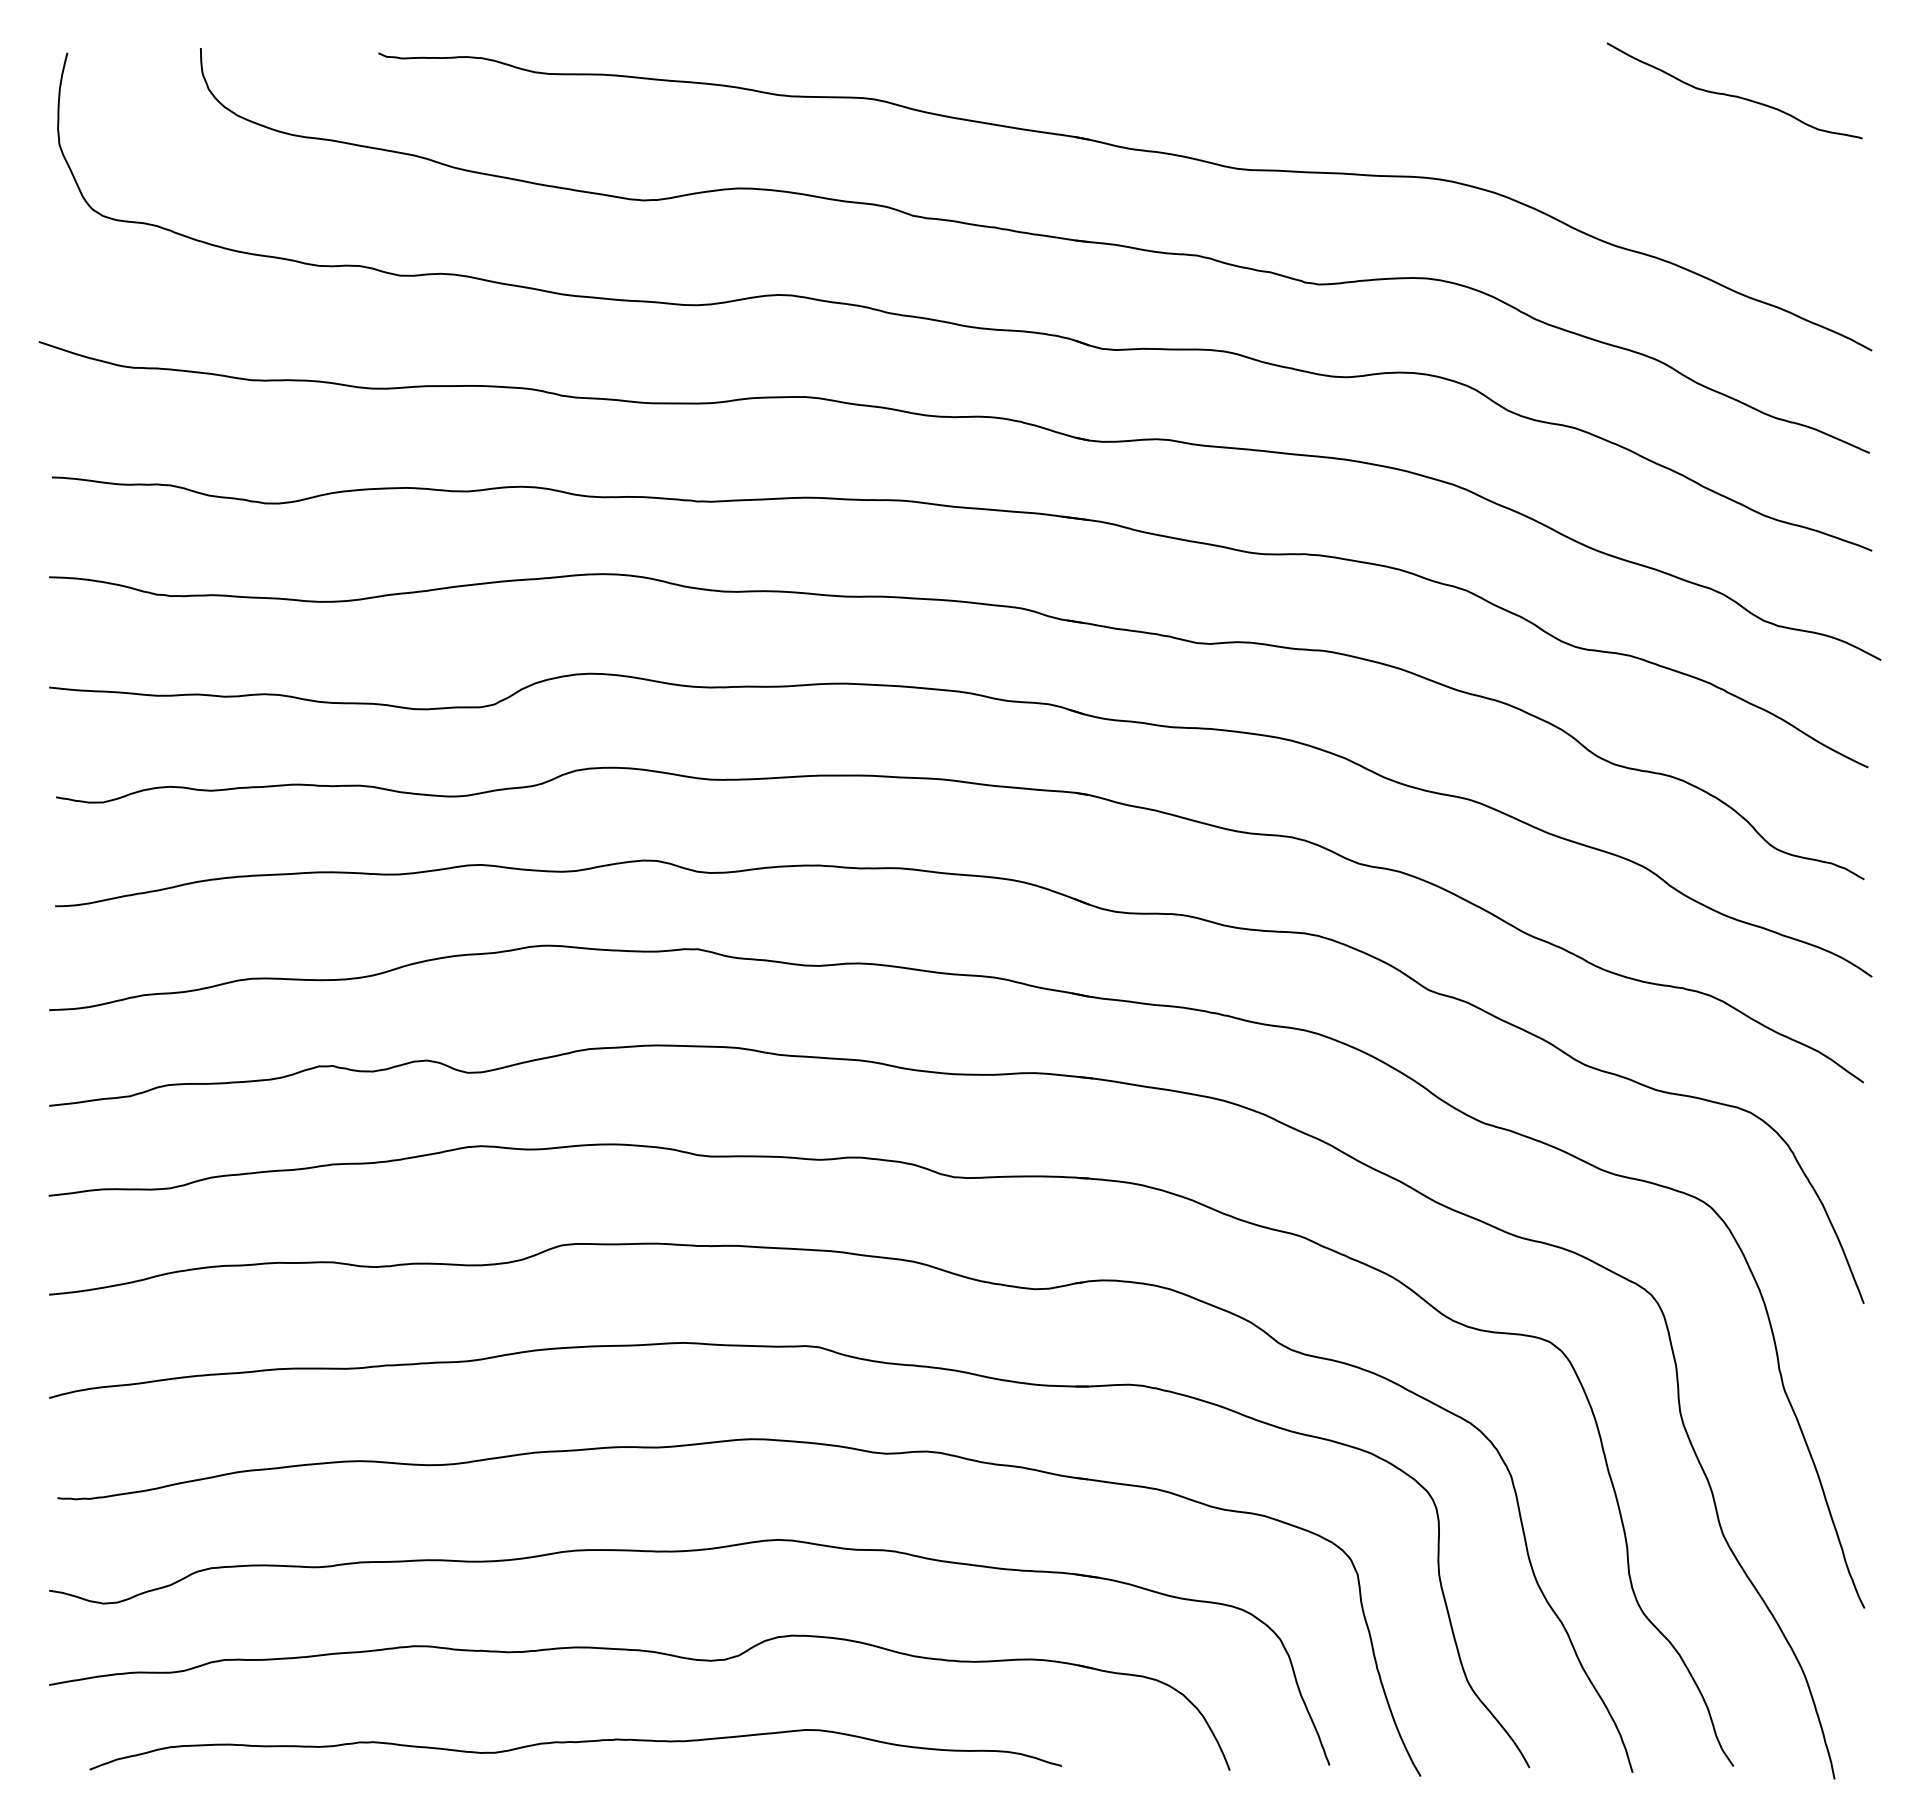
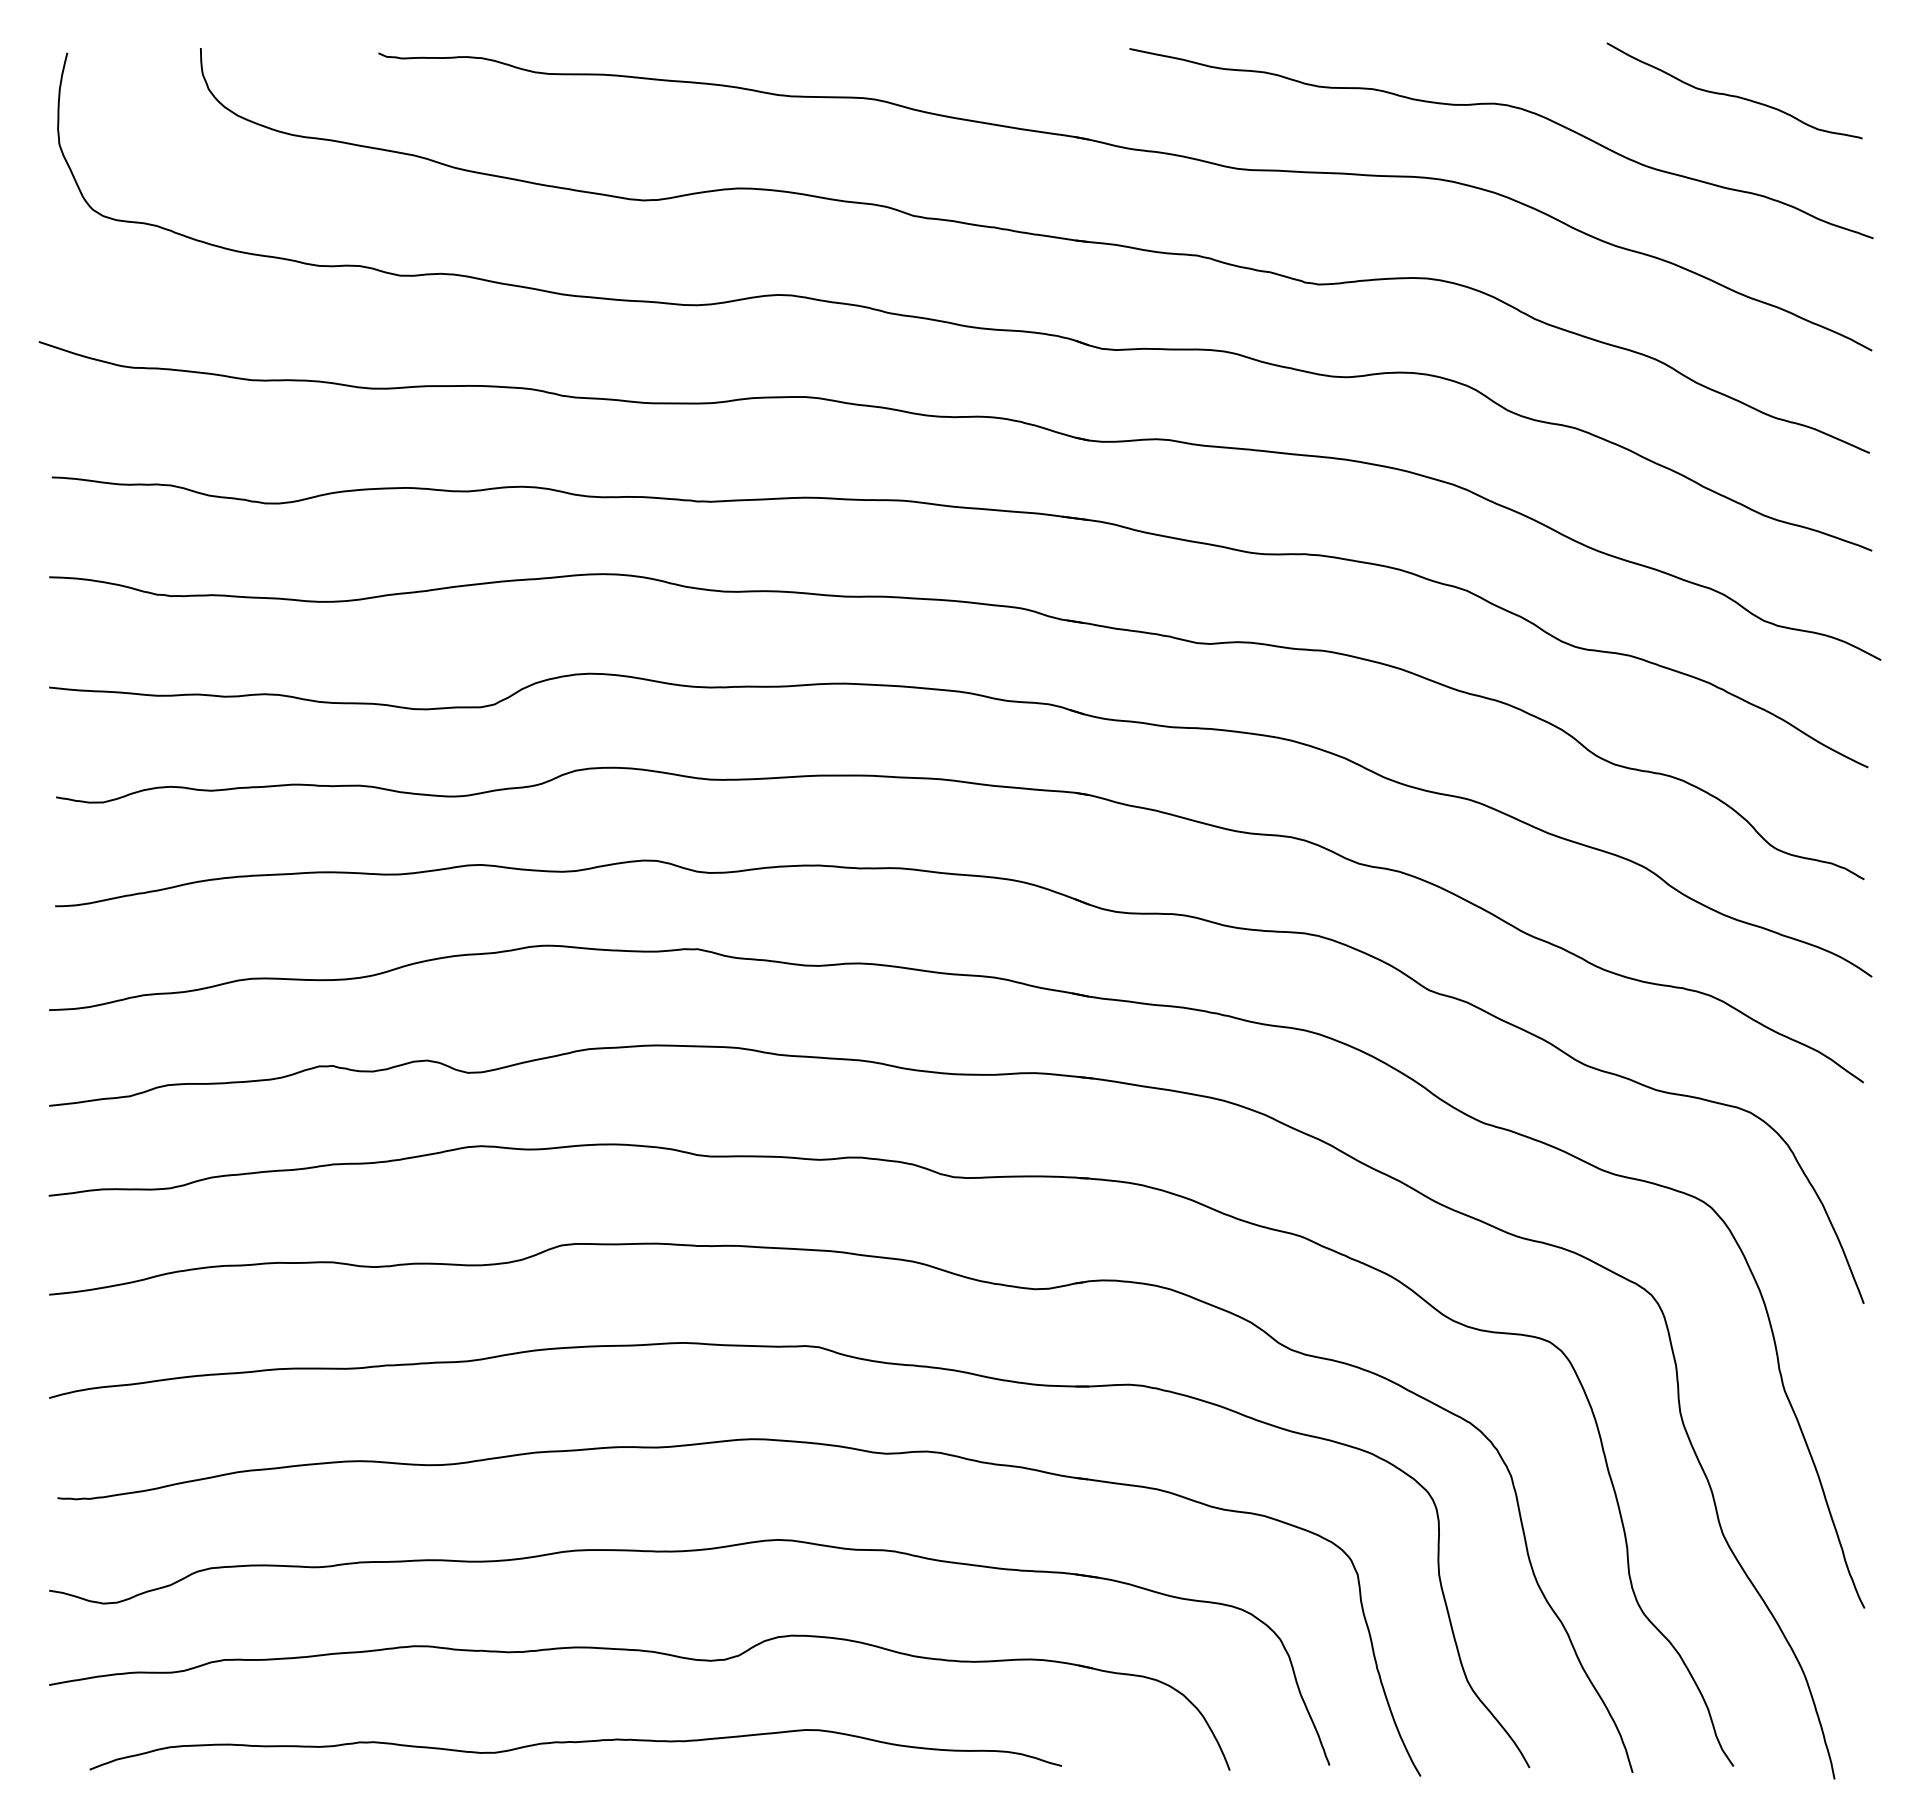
curve: none -> present (1510, 107)
